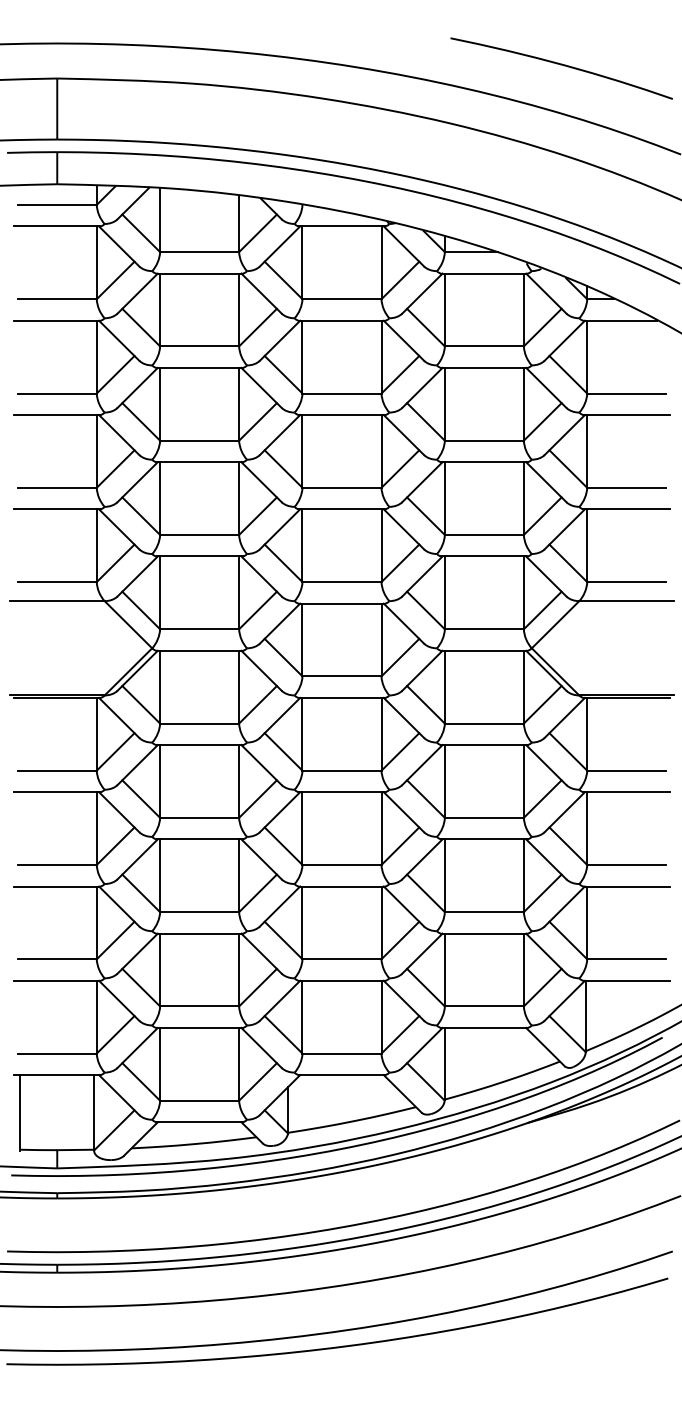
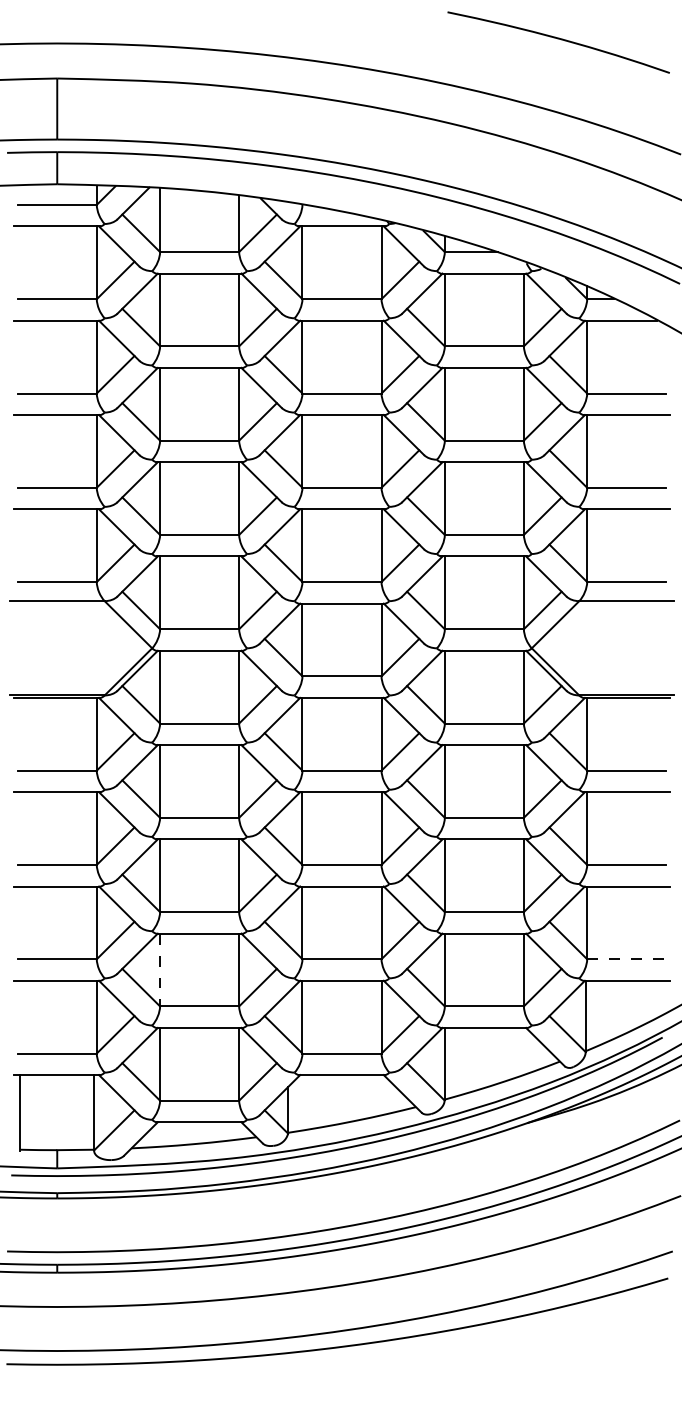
curve position: (561, 65) -> (558, 39) (558, 39)
line: solid -> dashed (626, 959)
line: solid -> dashed (160, 970)
